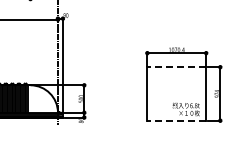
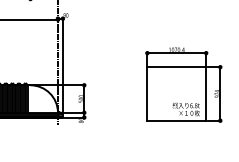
line: dashed -> solid (176, 67)
line: dashed -> solid (176, 120)
